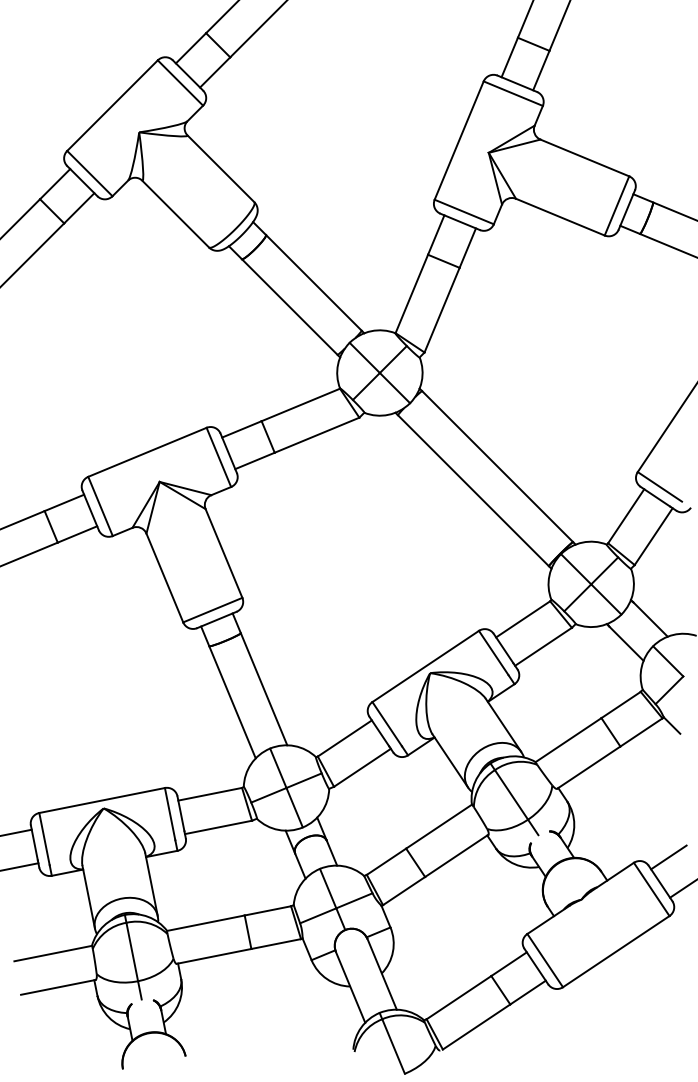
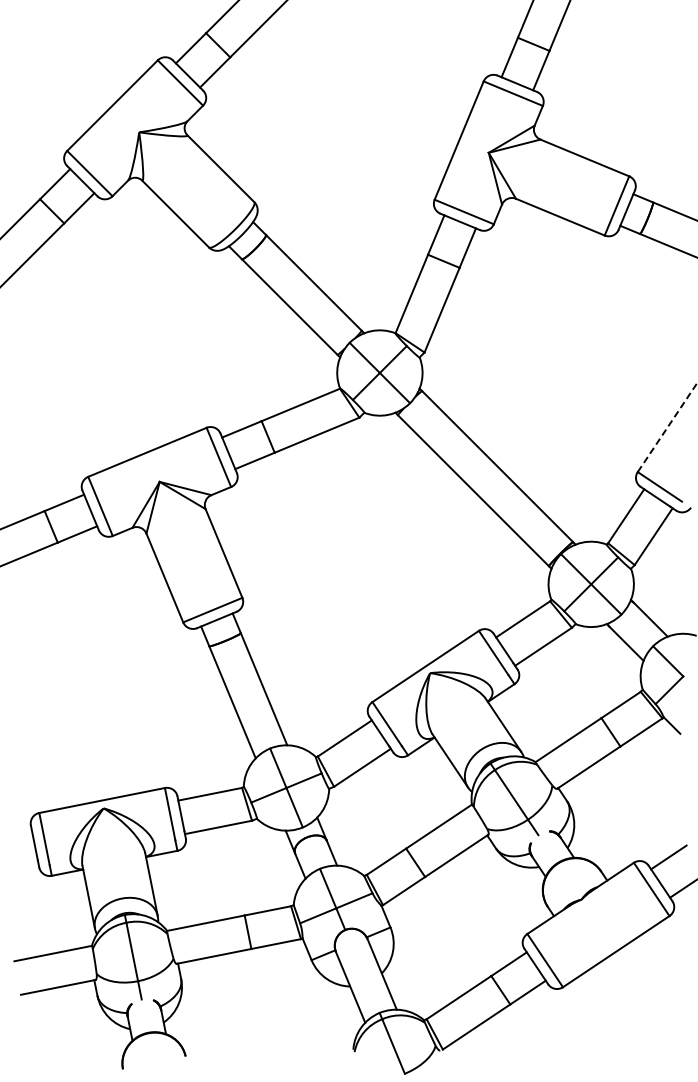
line: solid -> dashed (667, 427)
line: present -> none (16, 832)
line: present -> none (20, 866)
